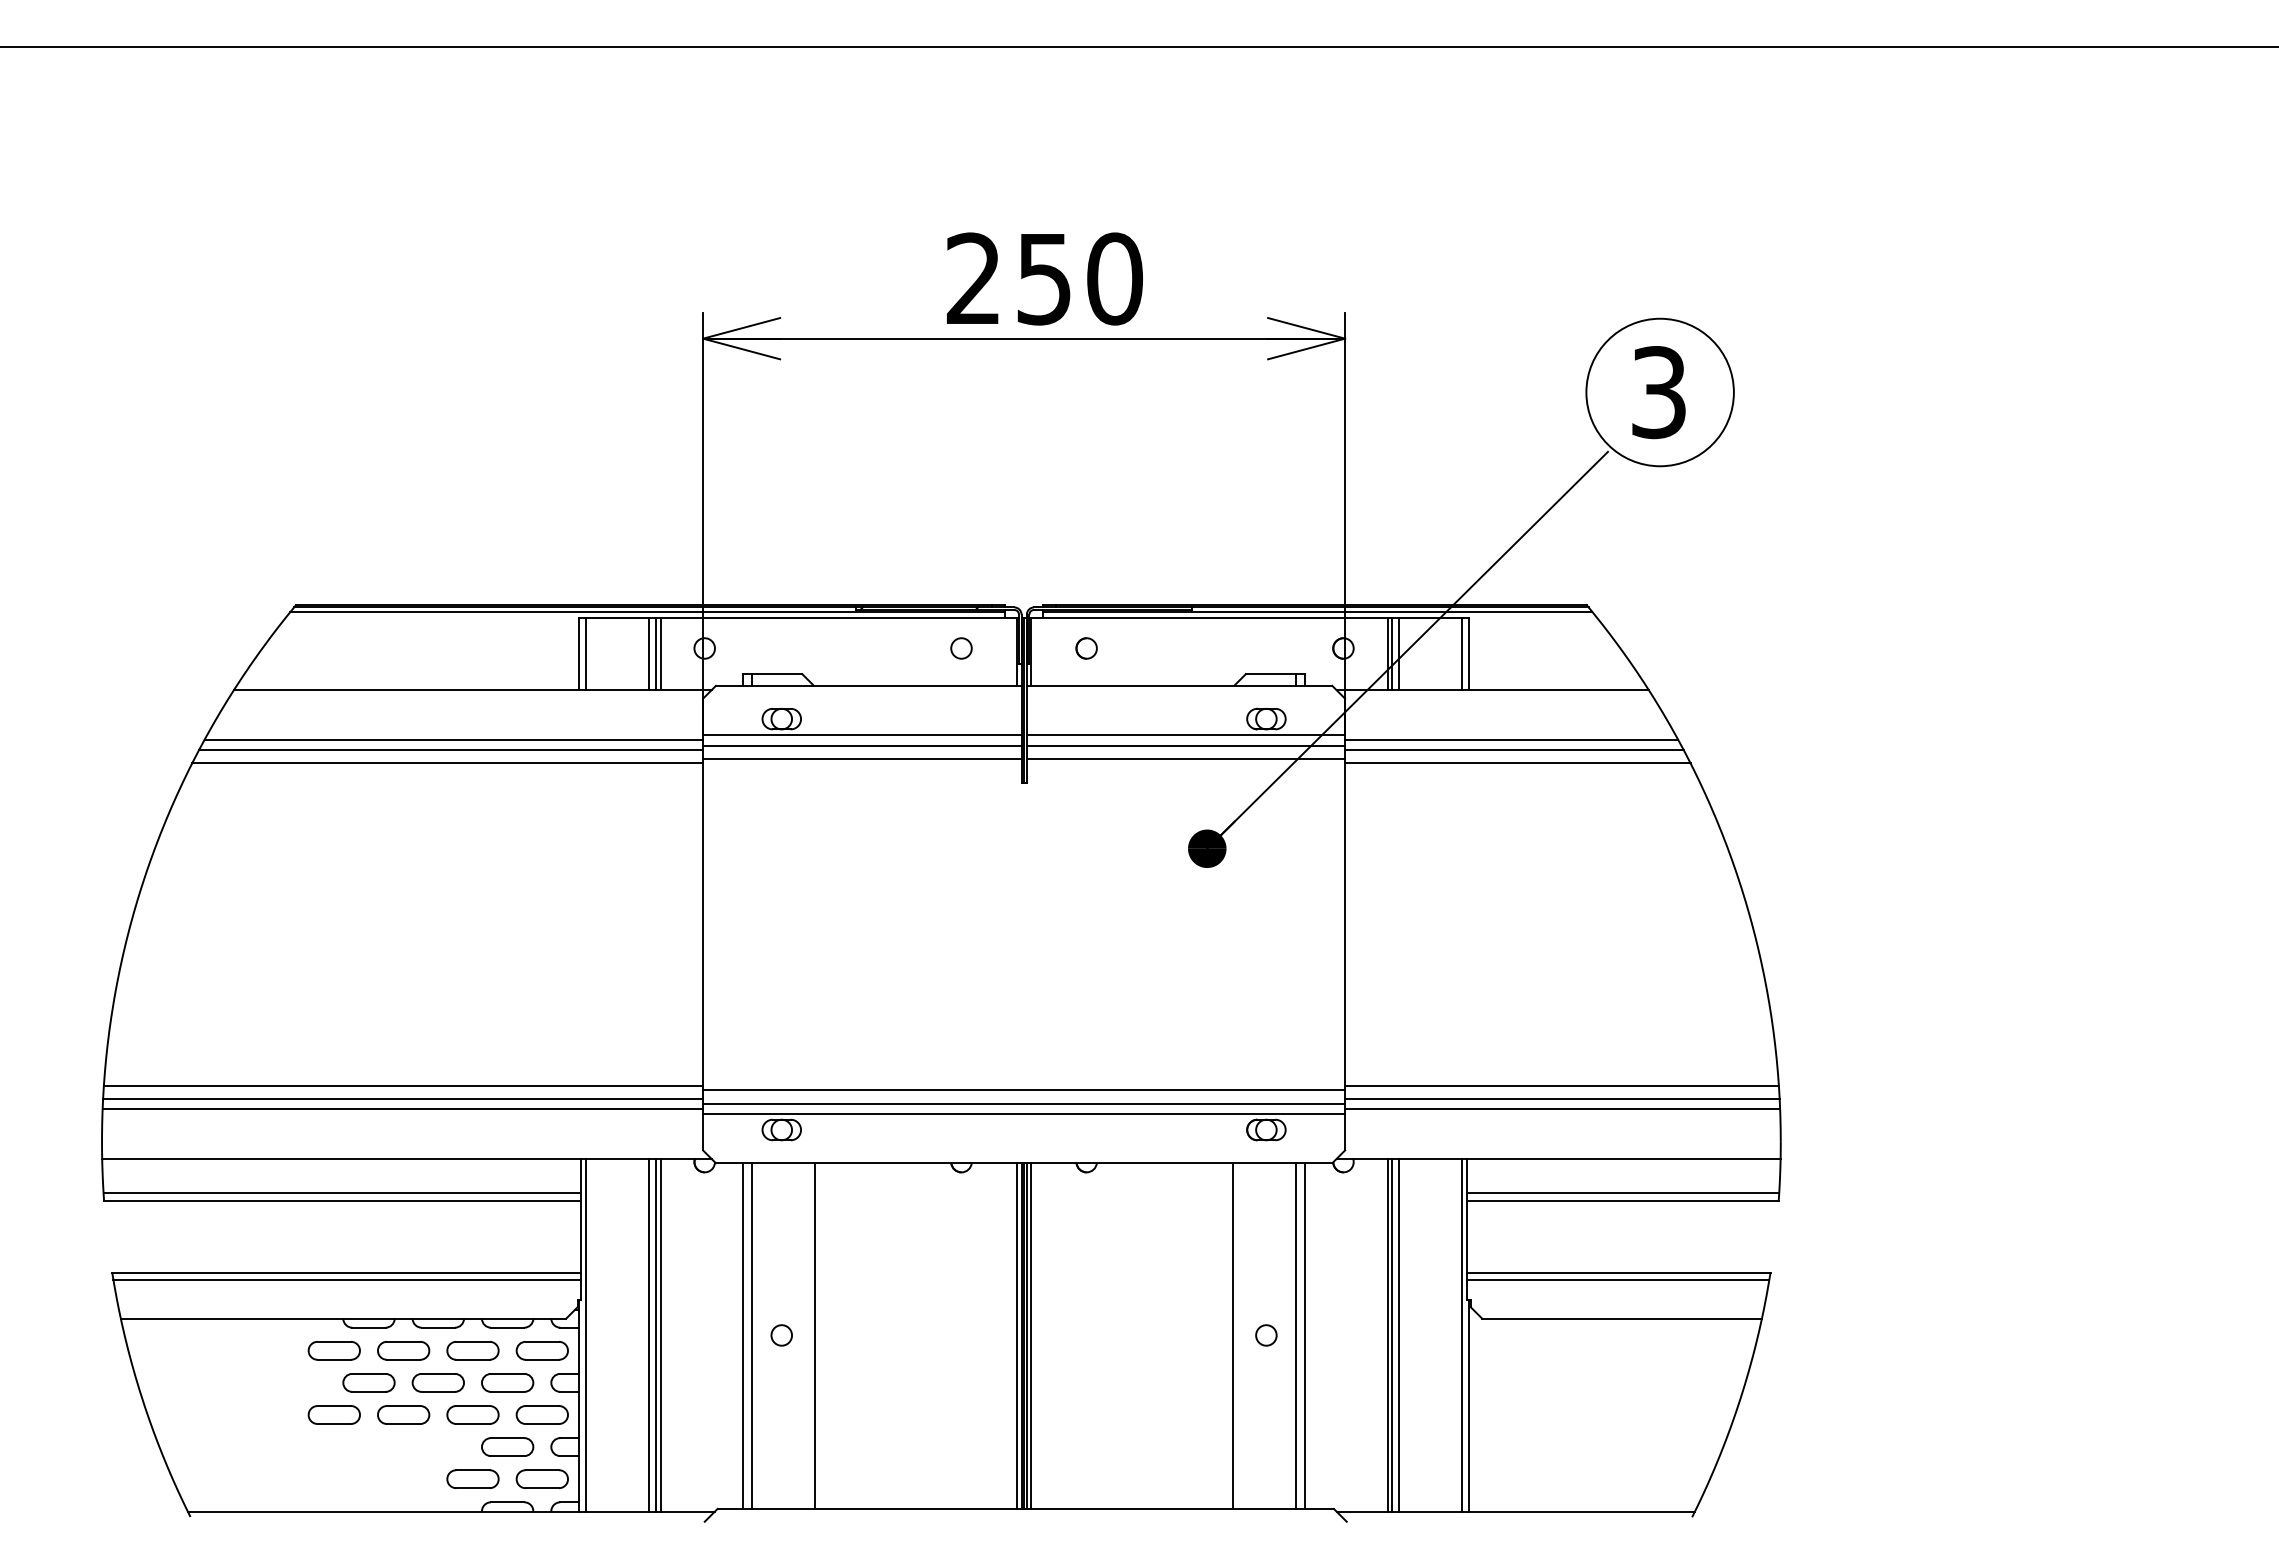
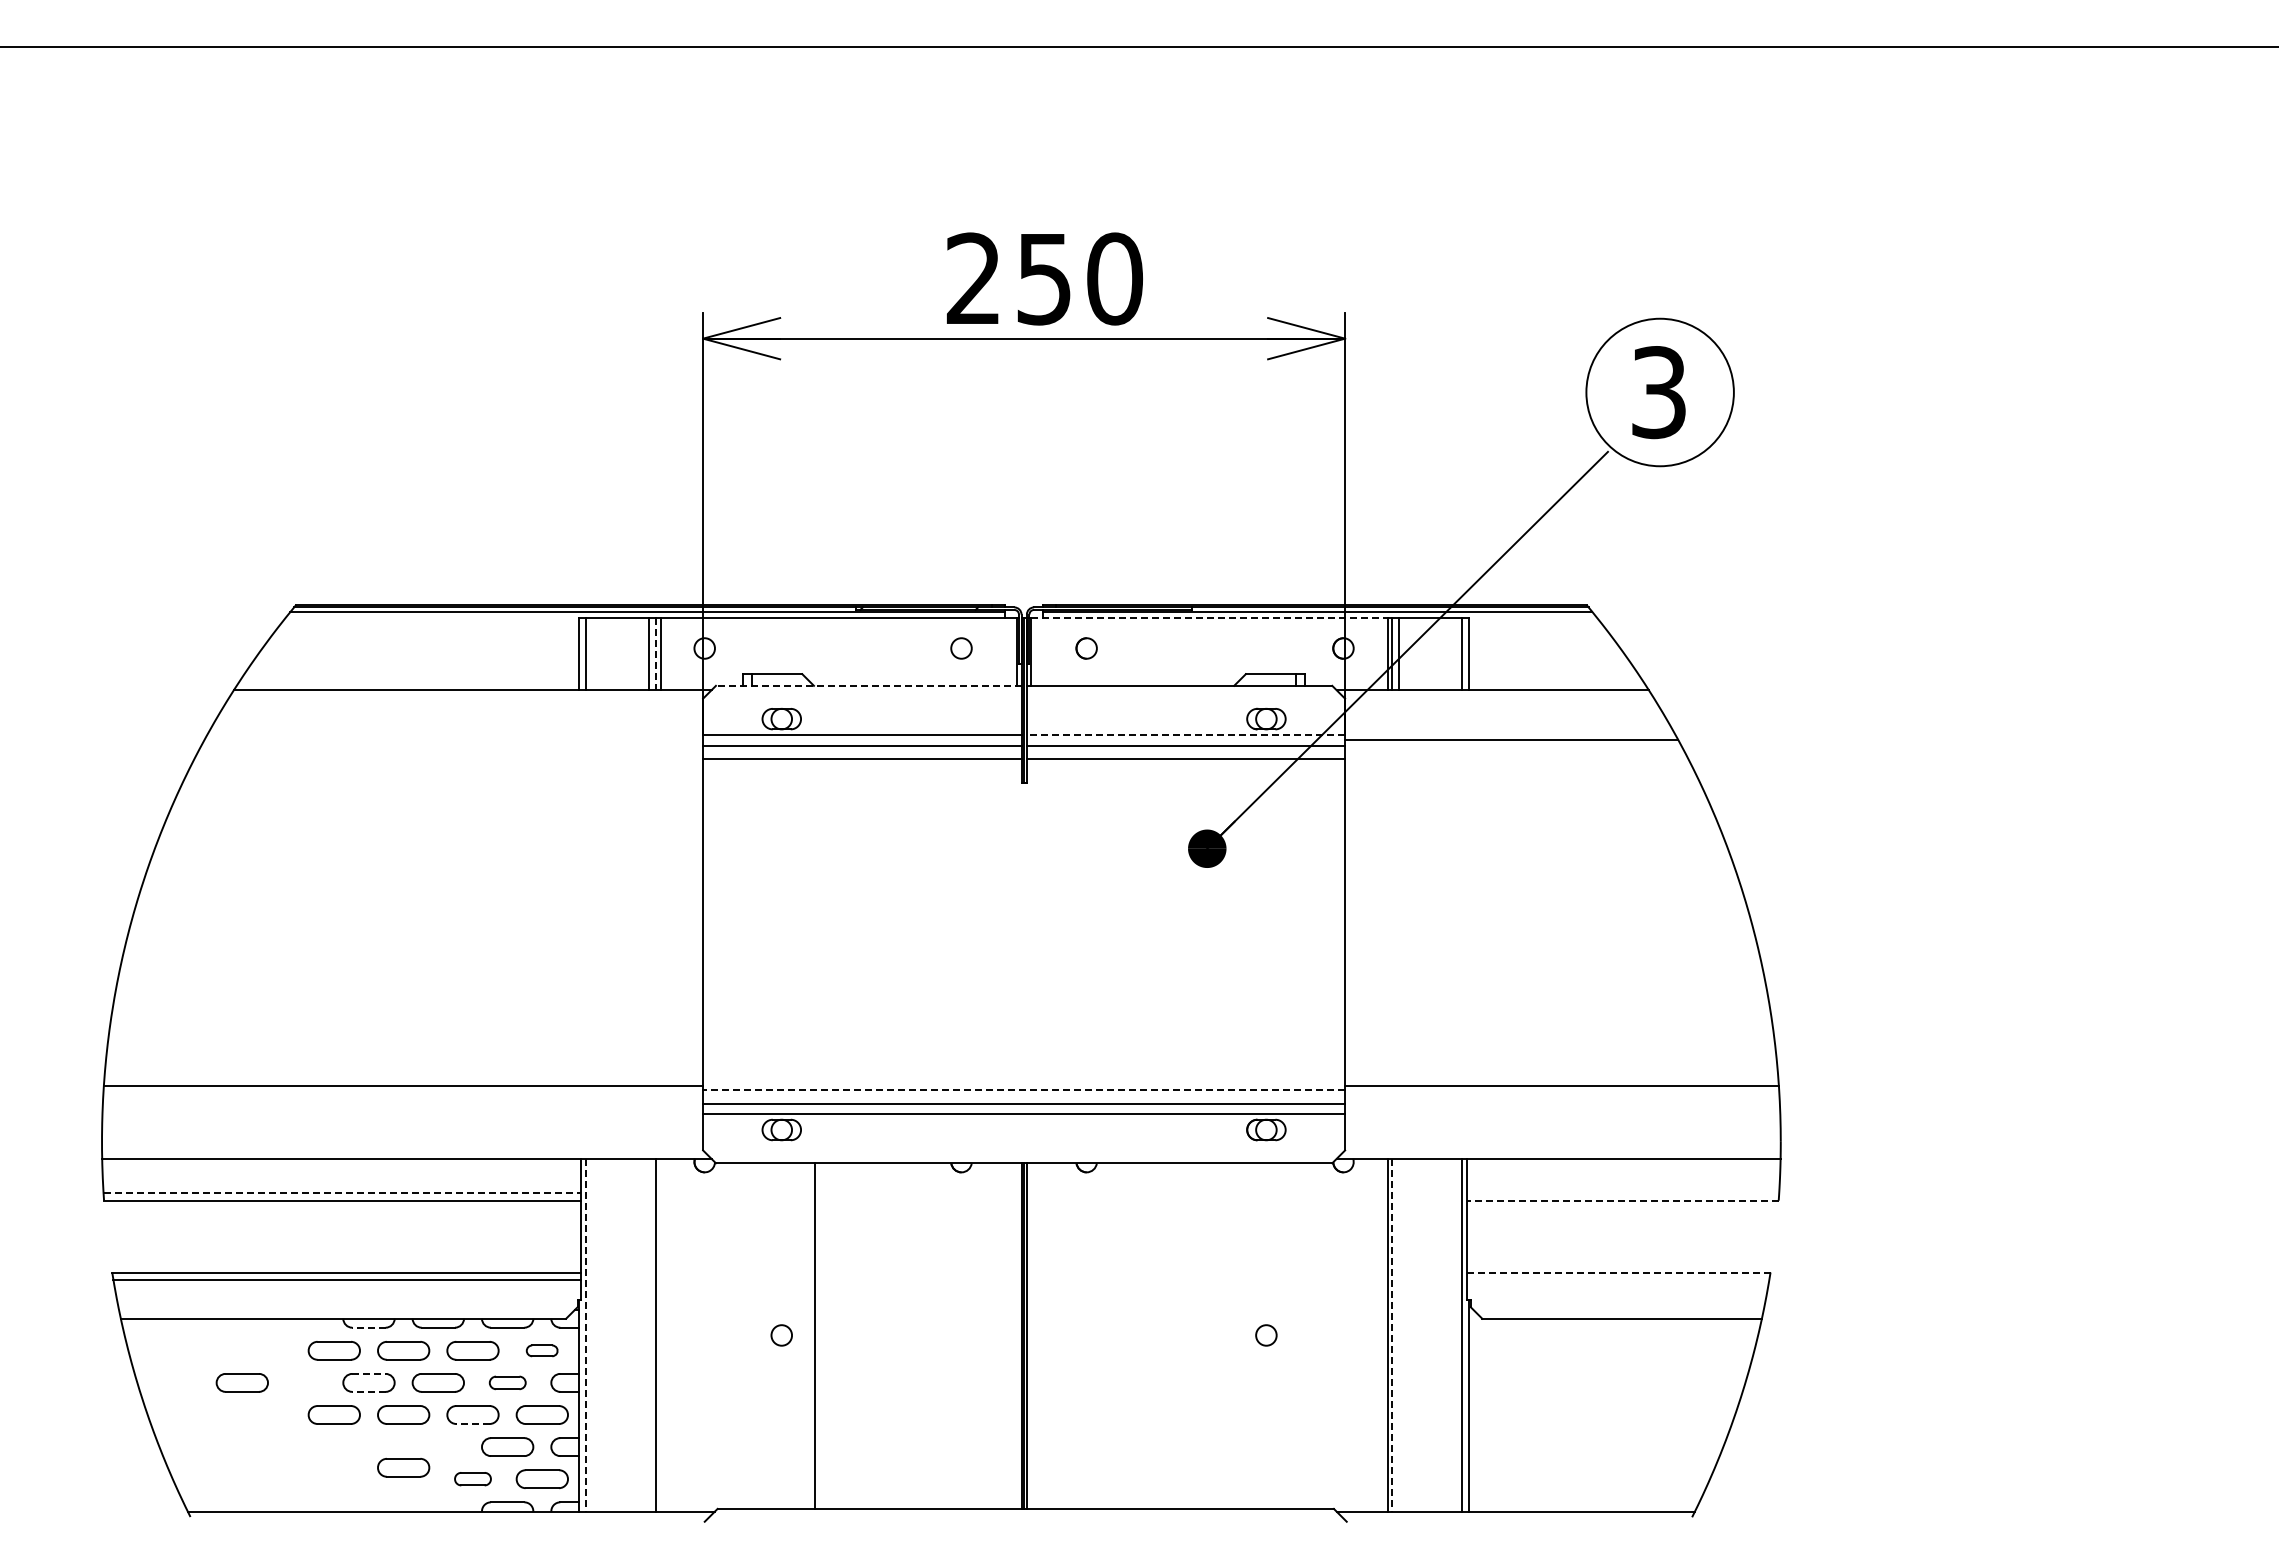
line: solid -> dashed (1209, 617)
line: solid -> dashed (655, 654)
line: solid -> dashed (868, 685)
line: solid -> dashed (1185, 735)
line: present -> none (453, 739)
line: present -> none (451, 749)
line: present -> none (1514, 749)
line: present -> none (447, 763)
line: present -> none (1517, 763)
line: solid -> dashed (1023, 1090)
line: present -> none (403, 1099)
line: present -> none (1562, 1099)
line: present -> none (402, 1109)
line: present -> none (1562, 1109)
line: solid -> dashed (342, 1193)
line: present -> none (1623, 1193)
line: solid -> dashed (1622, 1200)
line: solid -> dashed (1618, 1272)
line: present -> none (1618, 1279)
line: solid -> dashed (369, 1327)
line: solid -> dashed (586, 1335)
line: present -> none (648, 1335)
line: present -> none (660, 1335)
line: present -> none (743, 1335)
line: present -> none (752, 1335)
line: present -> none (1016, 1335)
line: present -> none (1031, 1335)
line: present -> none (1233, 1335)
line: present -> none (1295, 1335)
line: present -> none (1304, 1335)
line: solid -> dashed (1392, 1335)
line: present -> none (1399, 1335)
part size: 54x20 px -> 34x14 px (541, 1350)
line: solid -> dashed (369, 1373)
part: none -> present (241, 1382)
part size: 54x20 px -> 39x16 px (507, 1382)
line: solid -> dashed (369, 1391)
line: solid -> dashed (473, 1423)
part: none -> present (403, 1467)
part size: 54x20 px -> 38x15 px (472, 1479)
